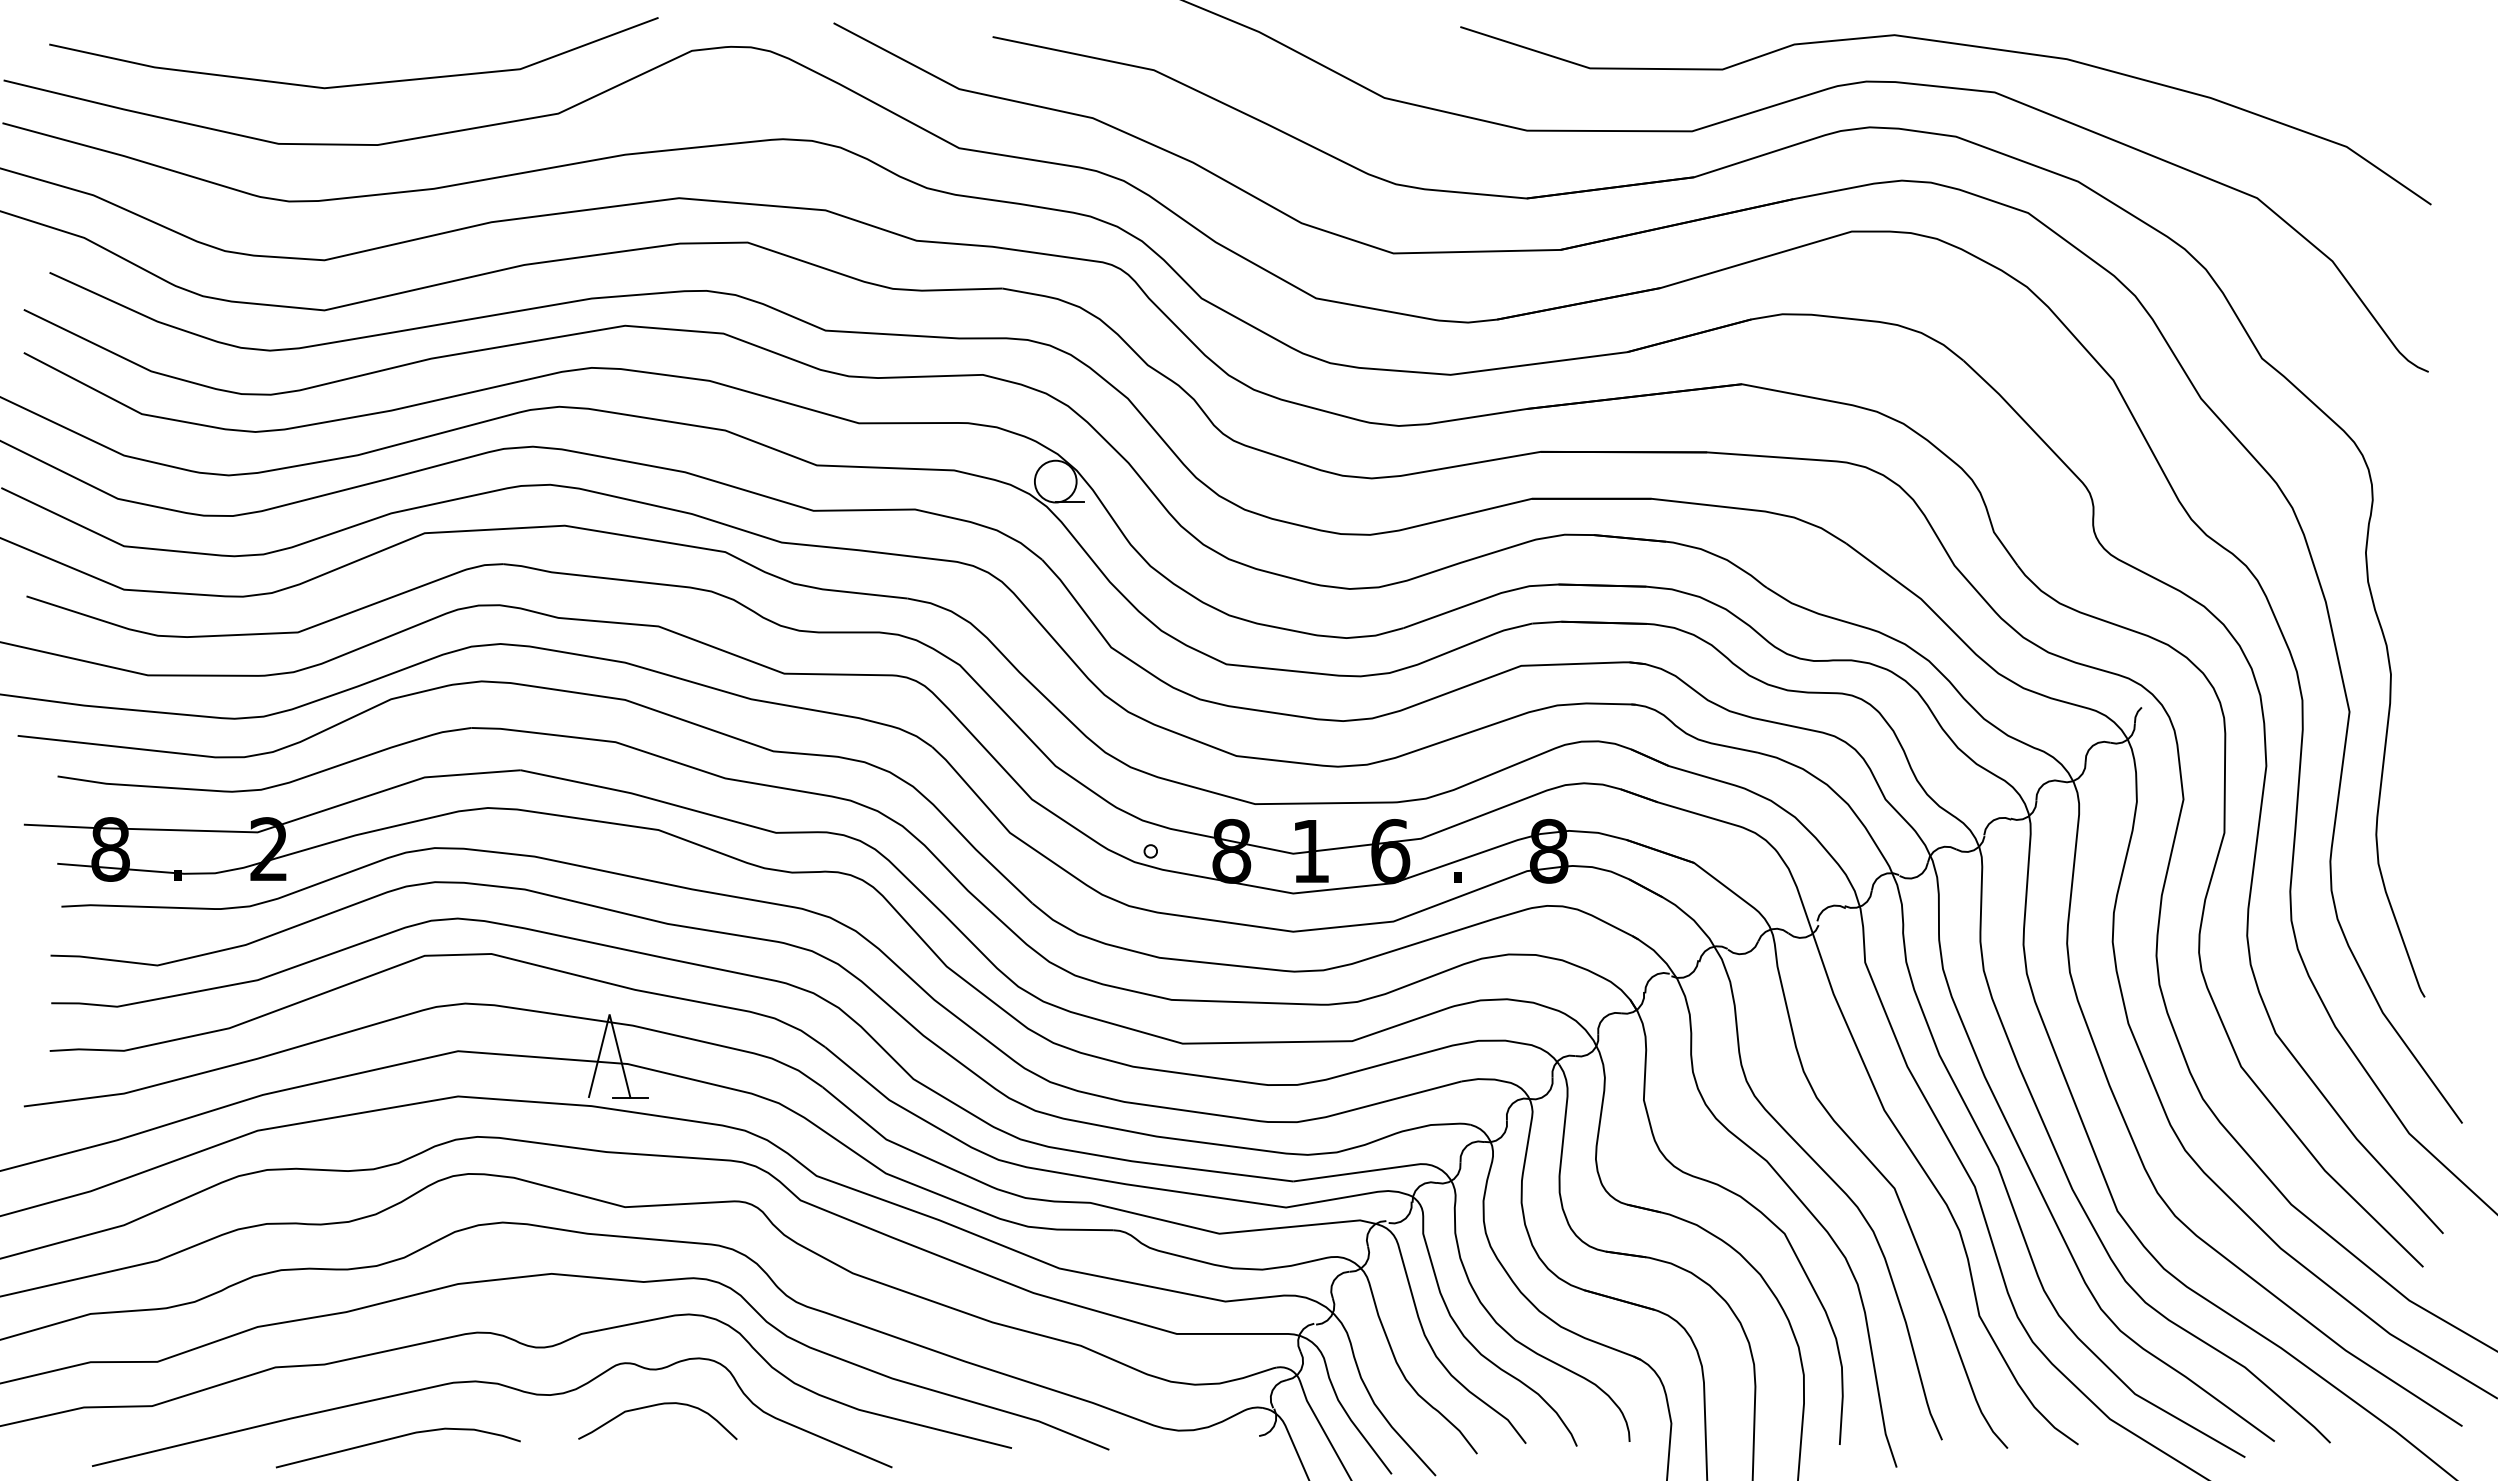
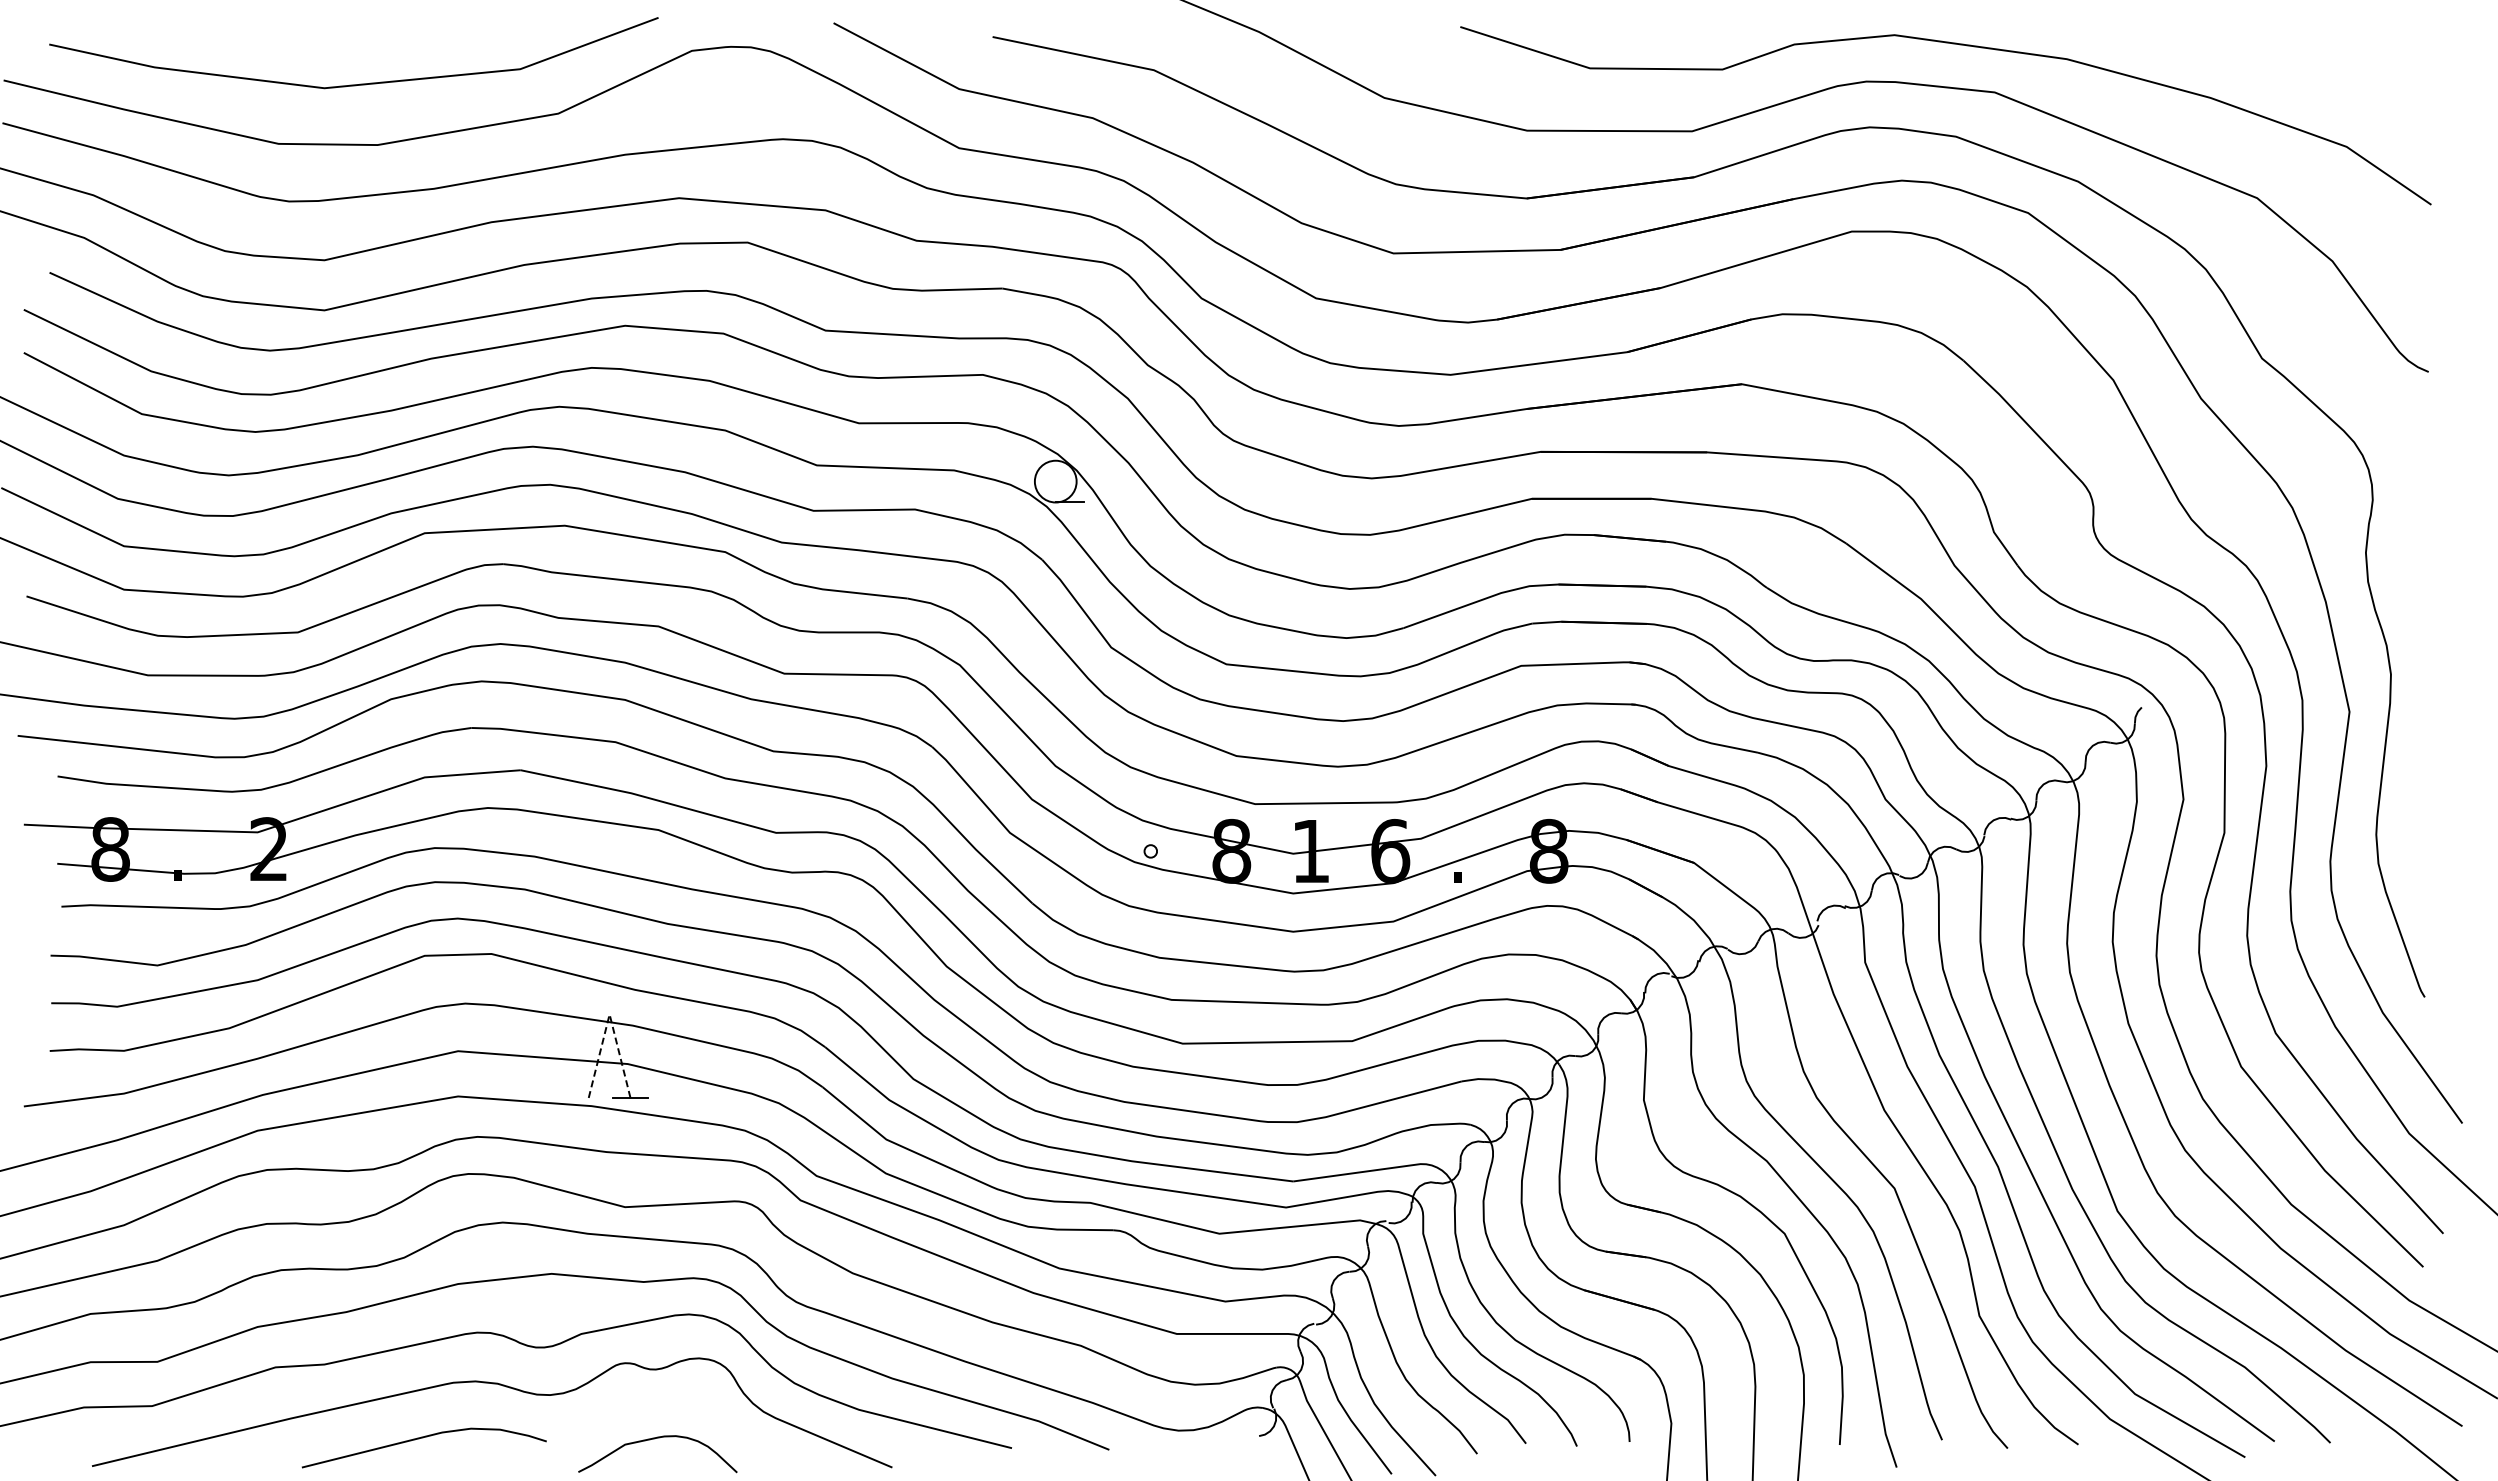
line: solid -> dashed (609, 1014)
curve position: (654, 1406) -> (654, 1439) (654, 1439)
curve position: (393, 1439) -> (419, 1439) (419, 1439)
